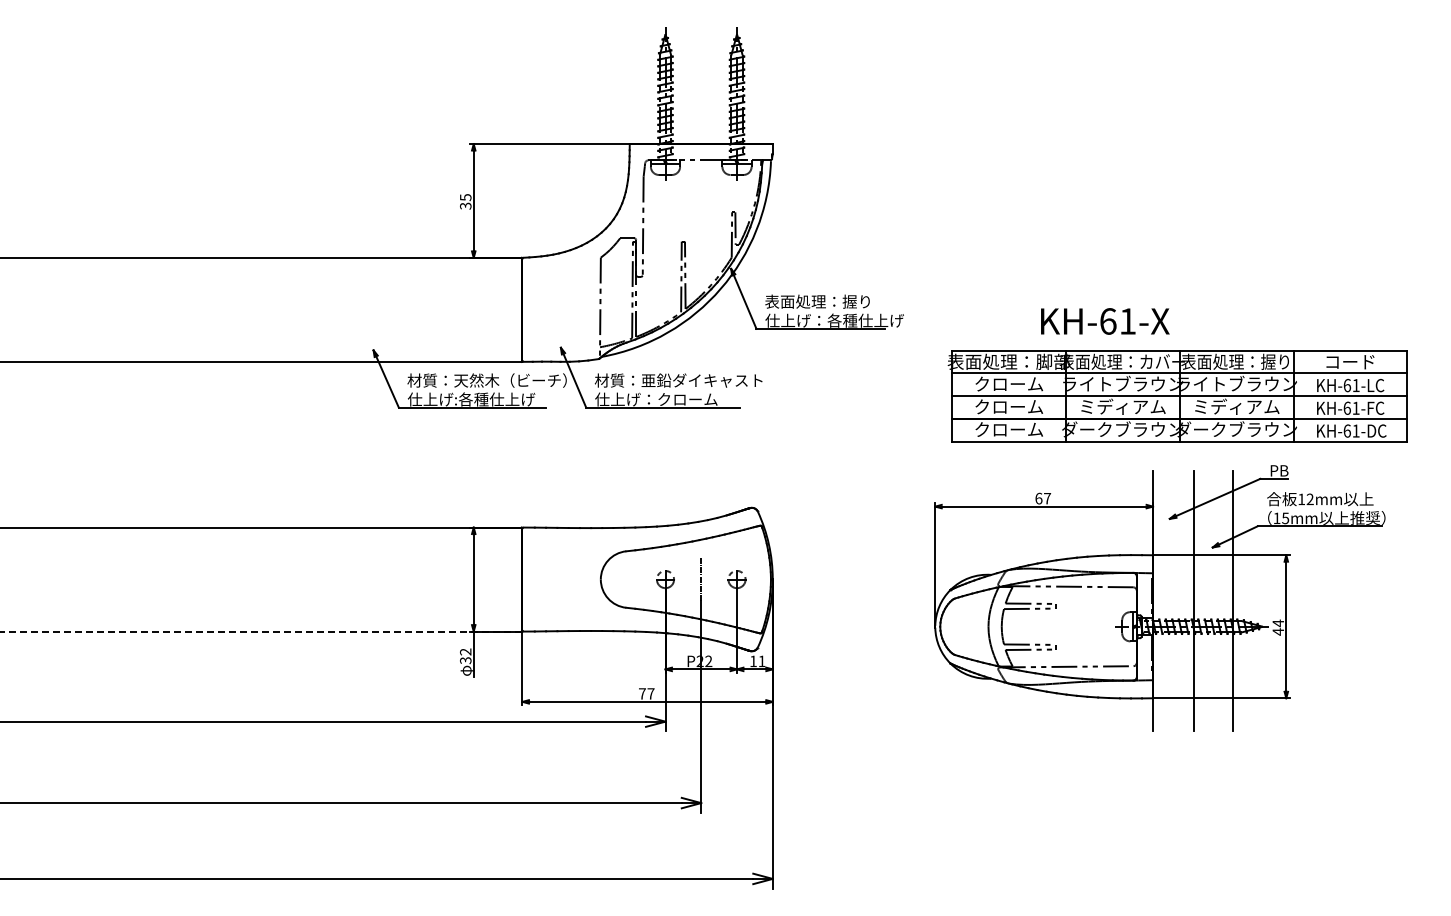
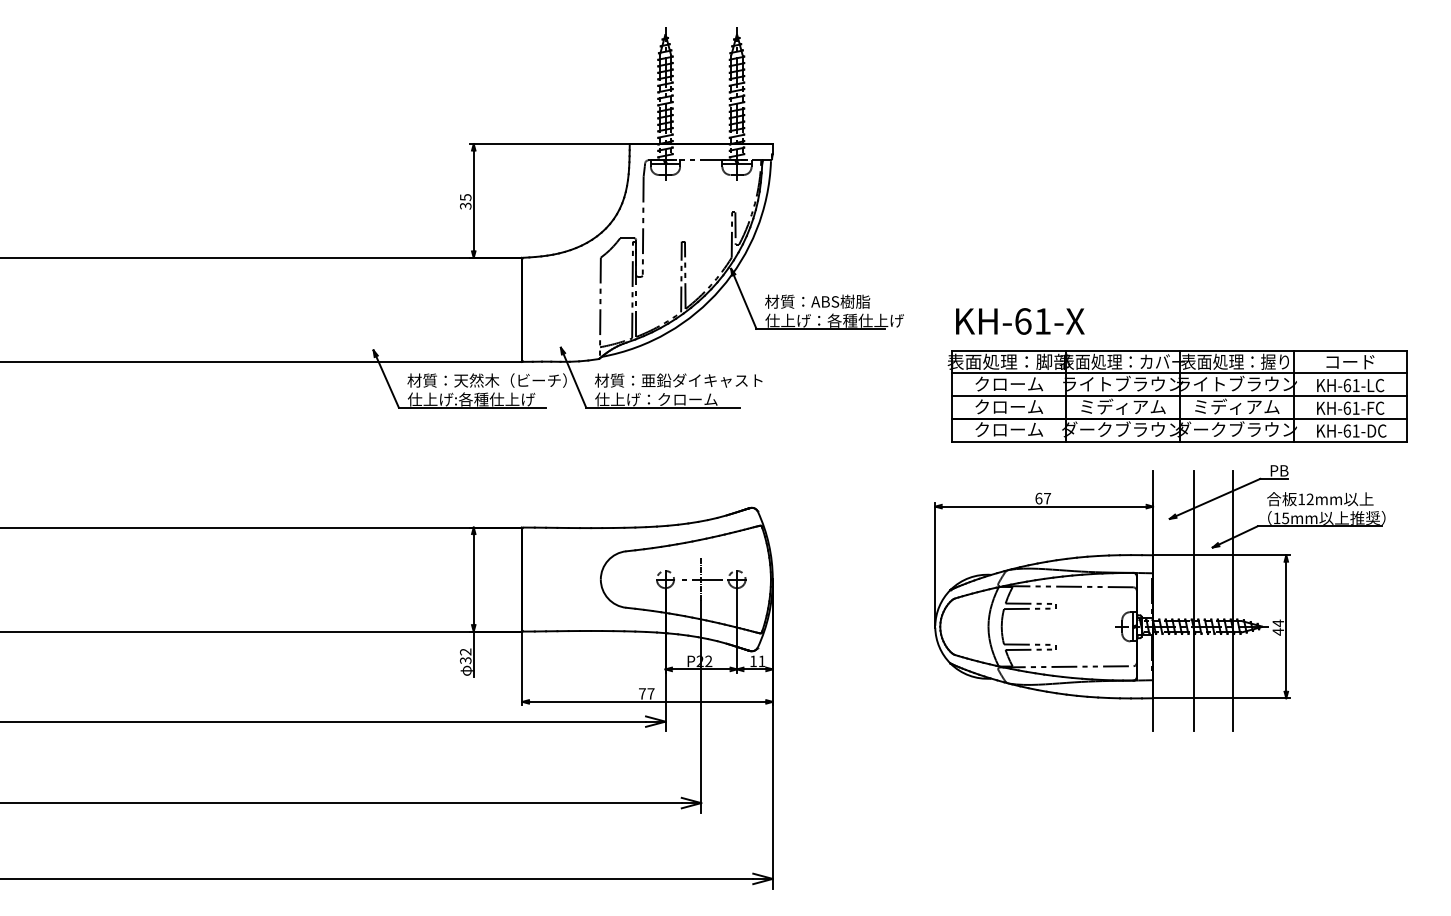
text: 表面処理：握り -> 材質：ABS樹脂 (817, 301)
text position: (1105, 321) -> (1020, 321) (1020, 321)
line: none -> present (700, 579)
line: dashed -> solid (260, 631)
